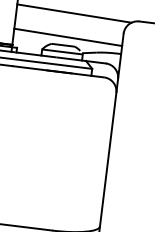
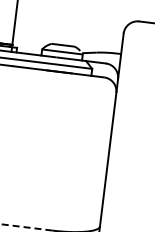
line: present -> none (74, 13)
line: present -> none (68, 37)
line: solid -> dashed (25, 227)
